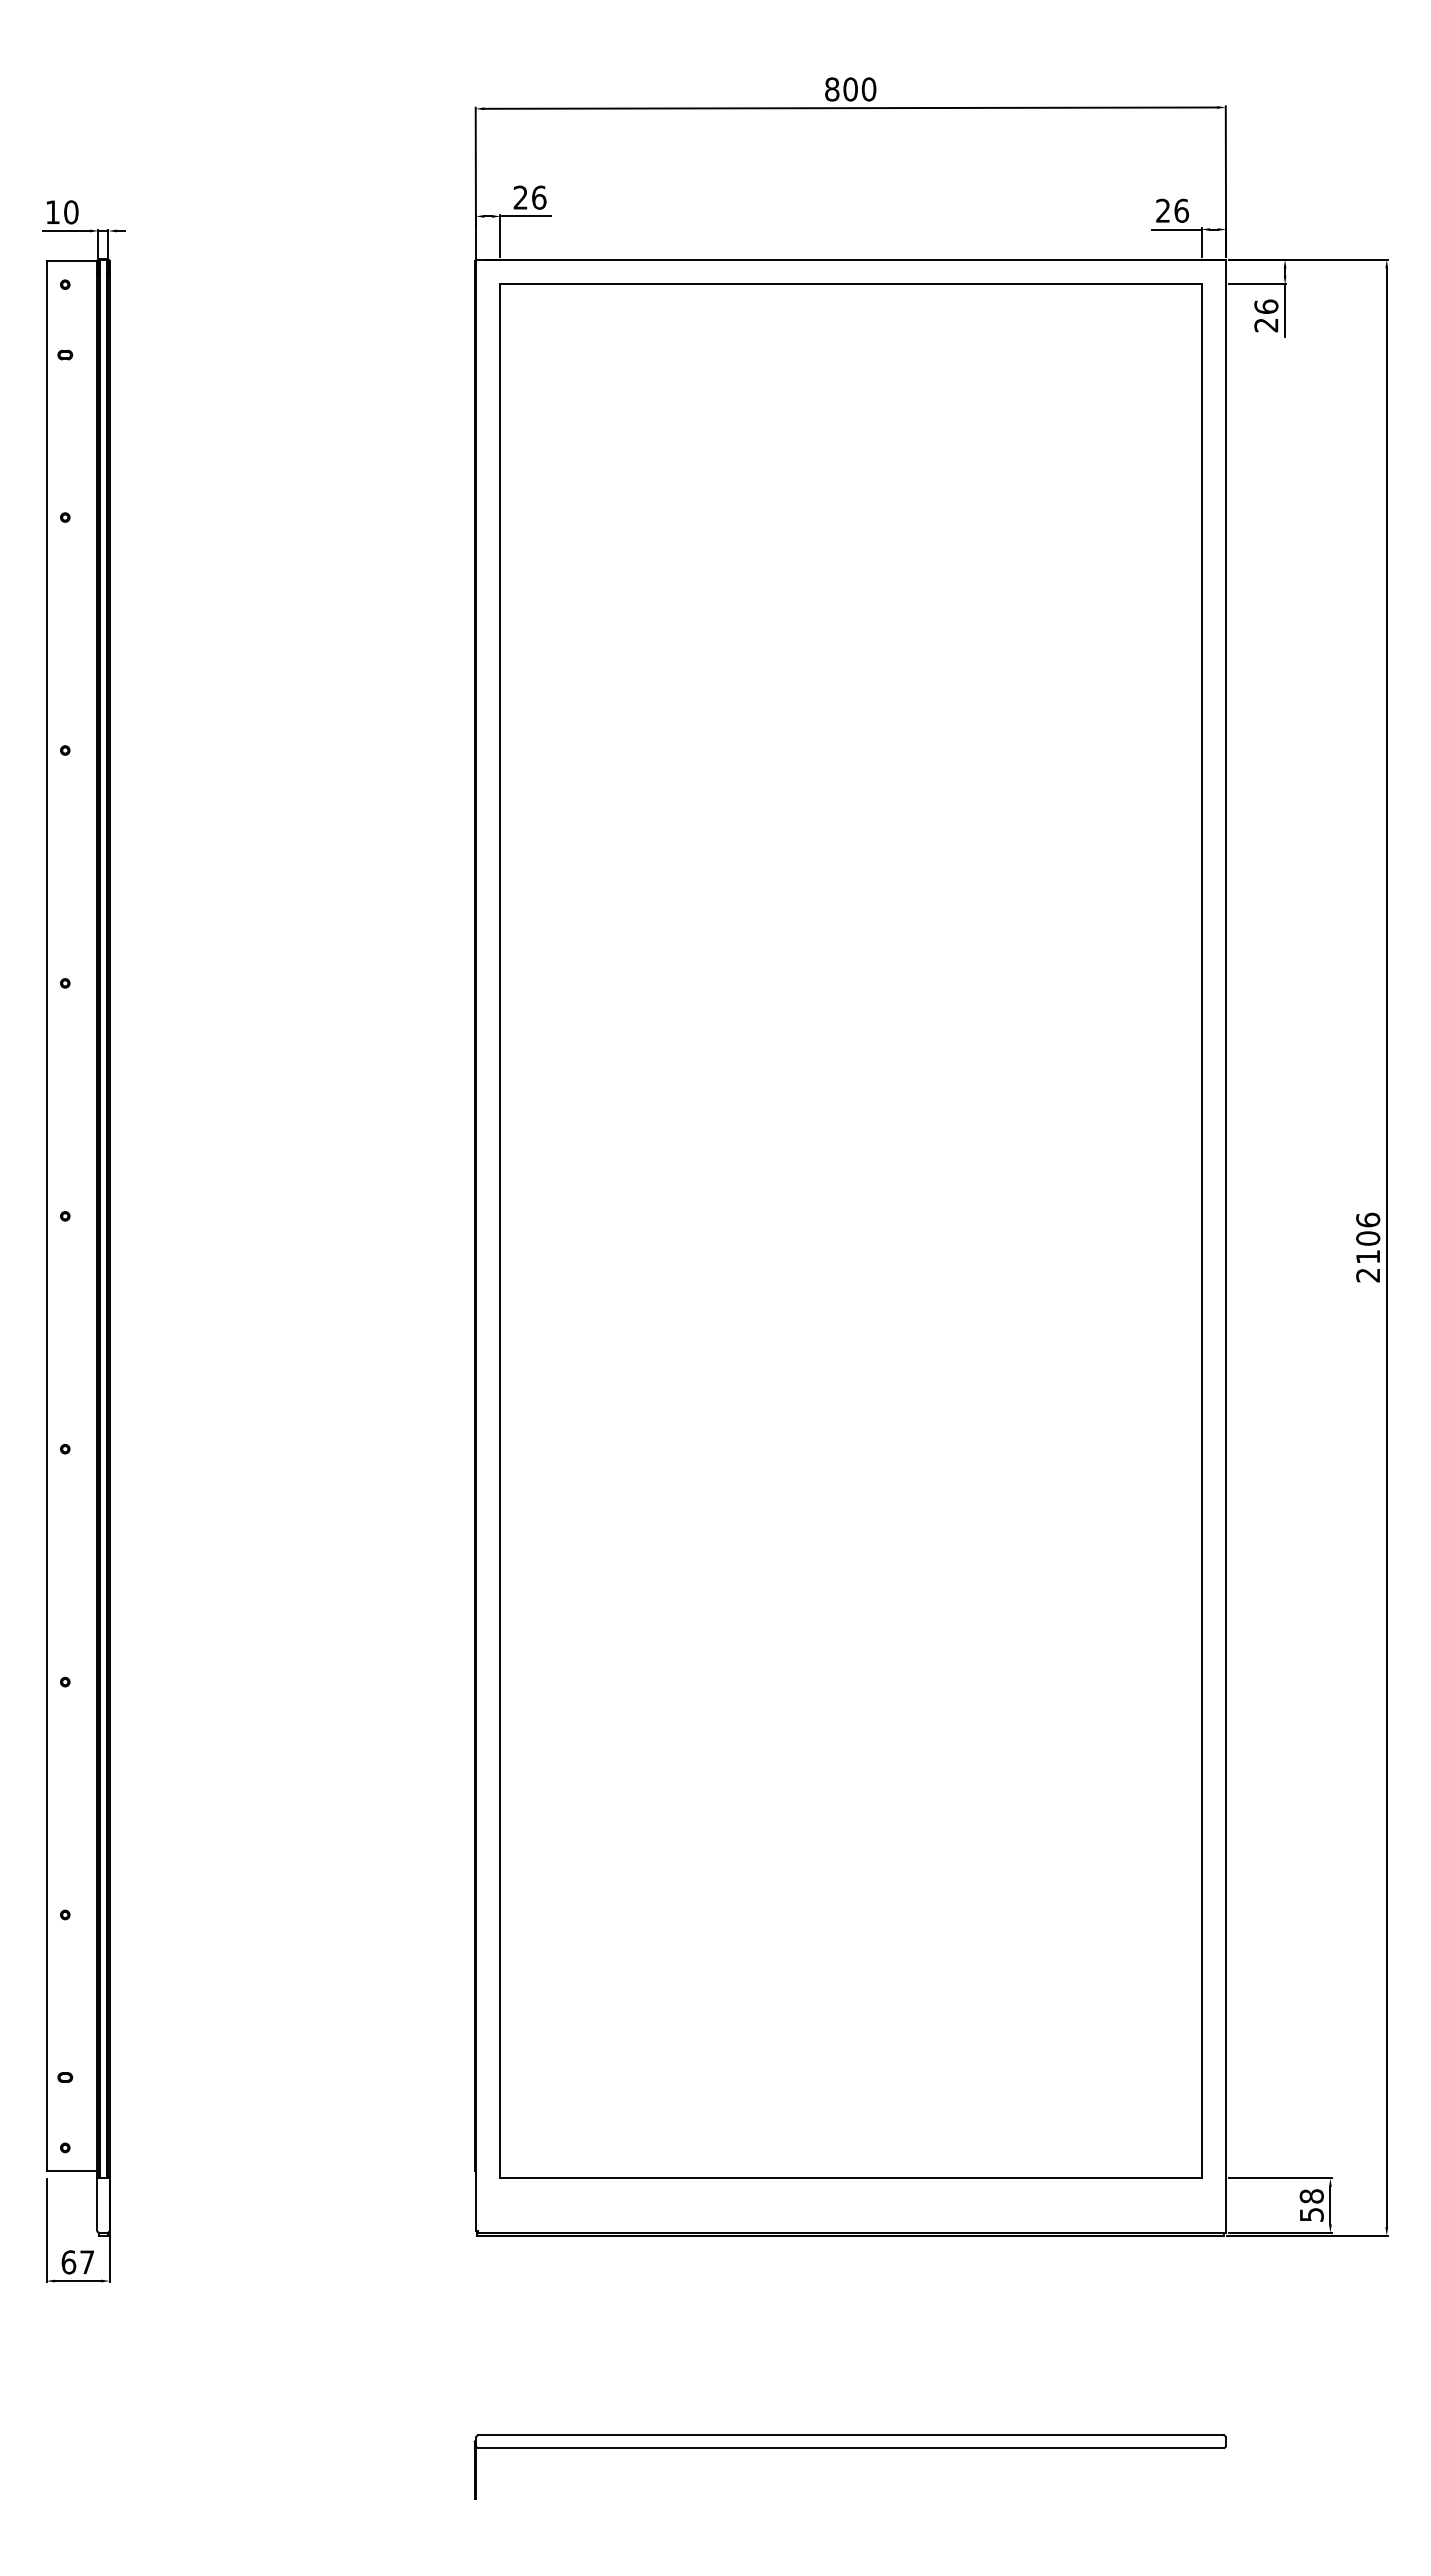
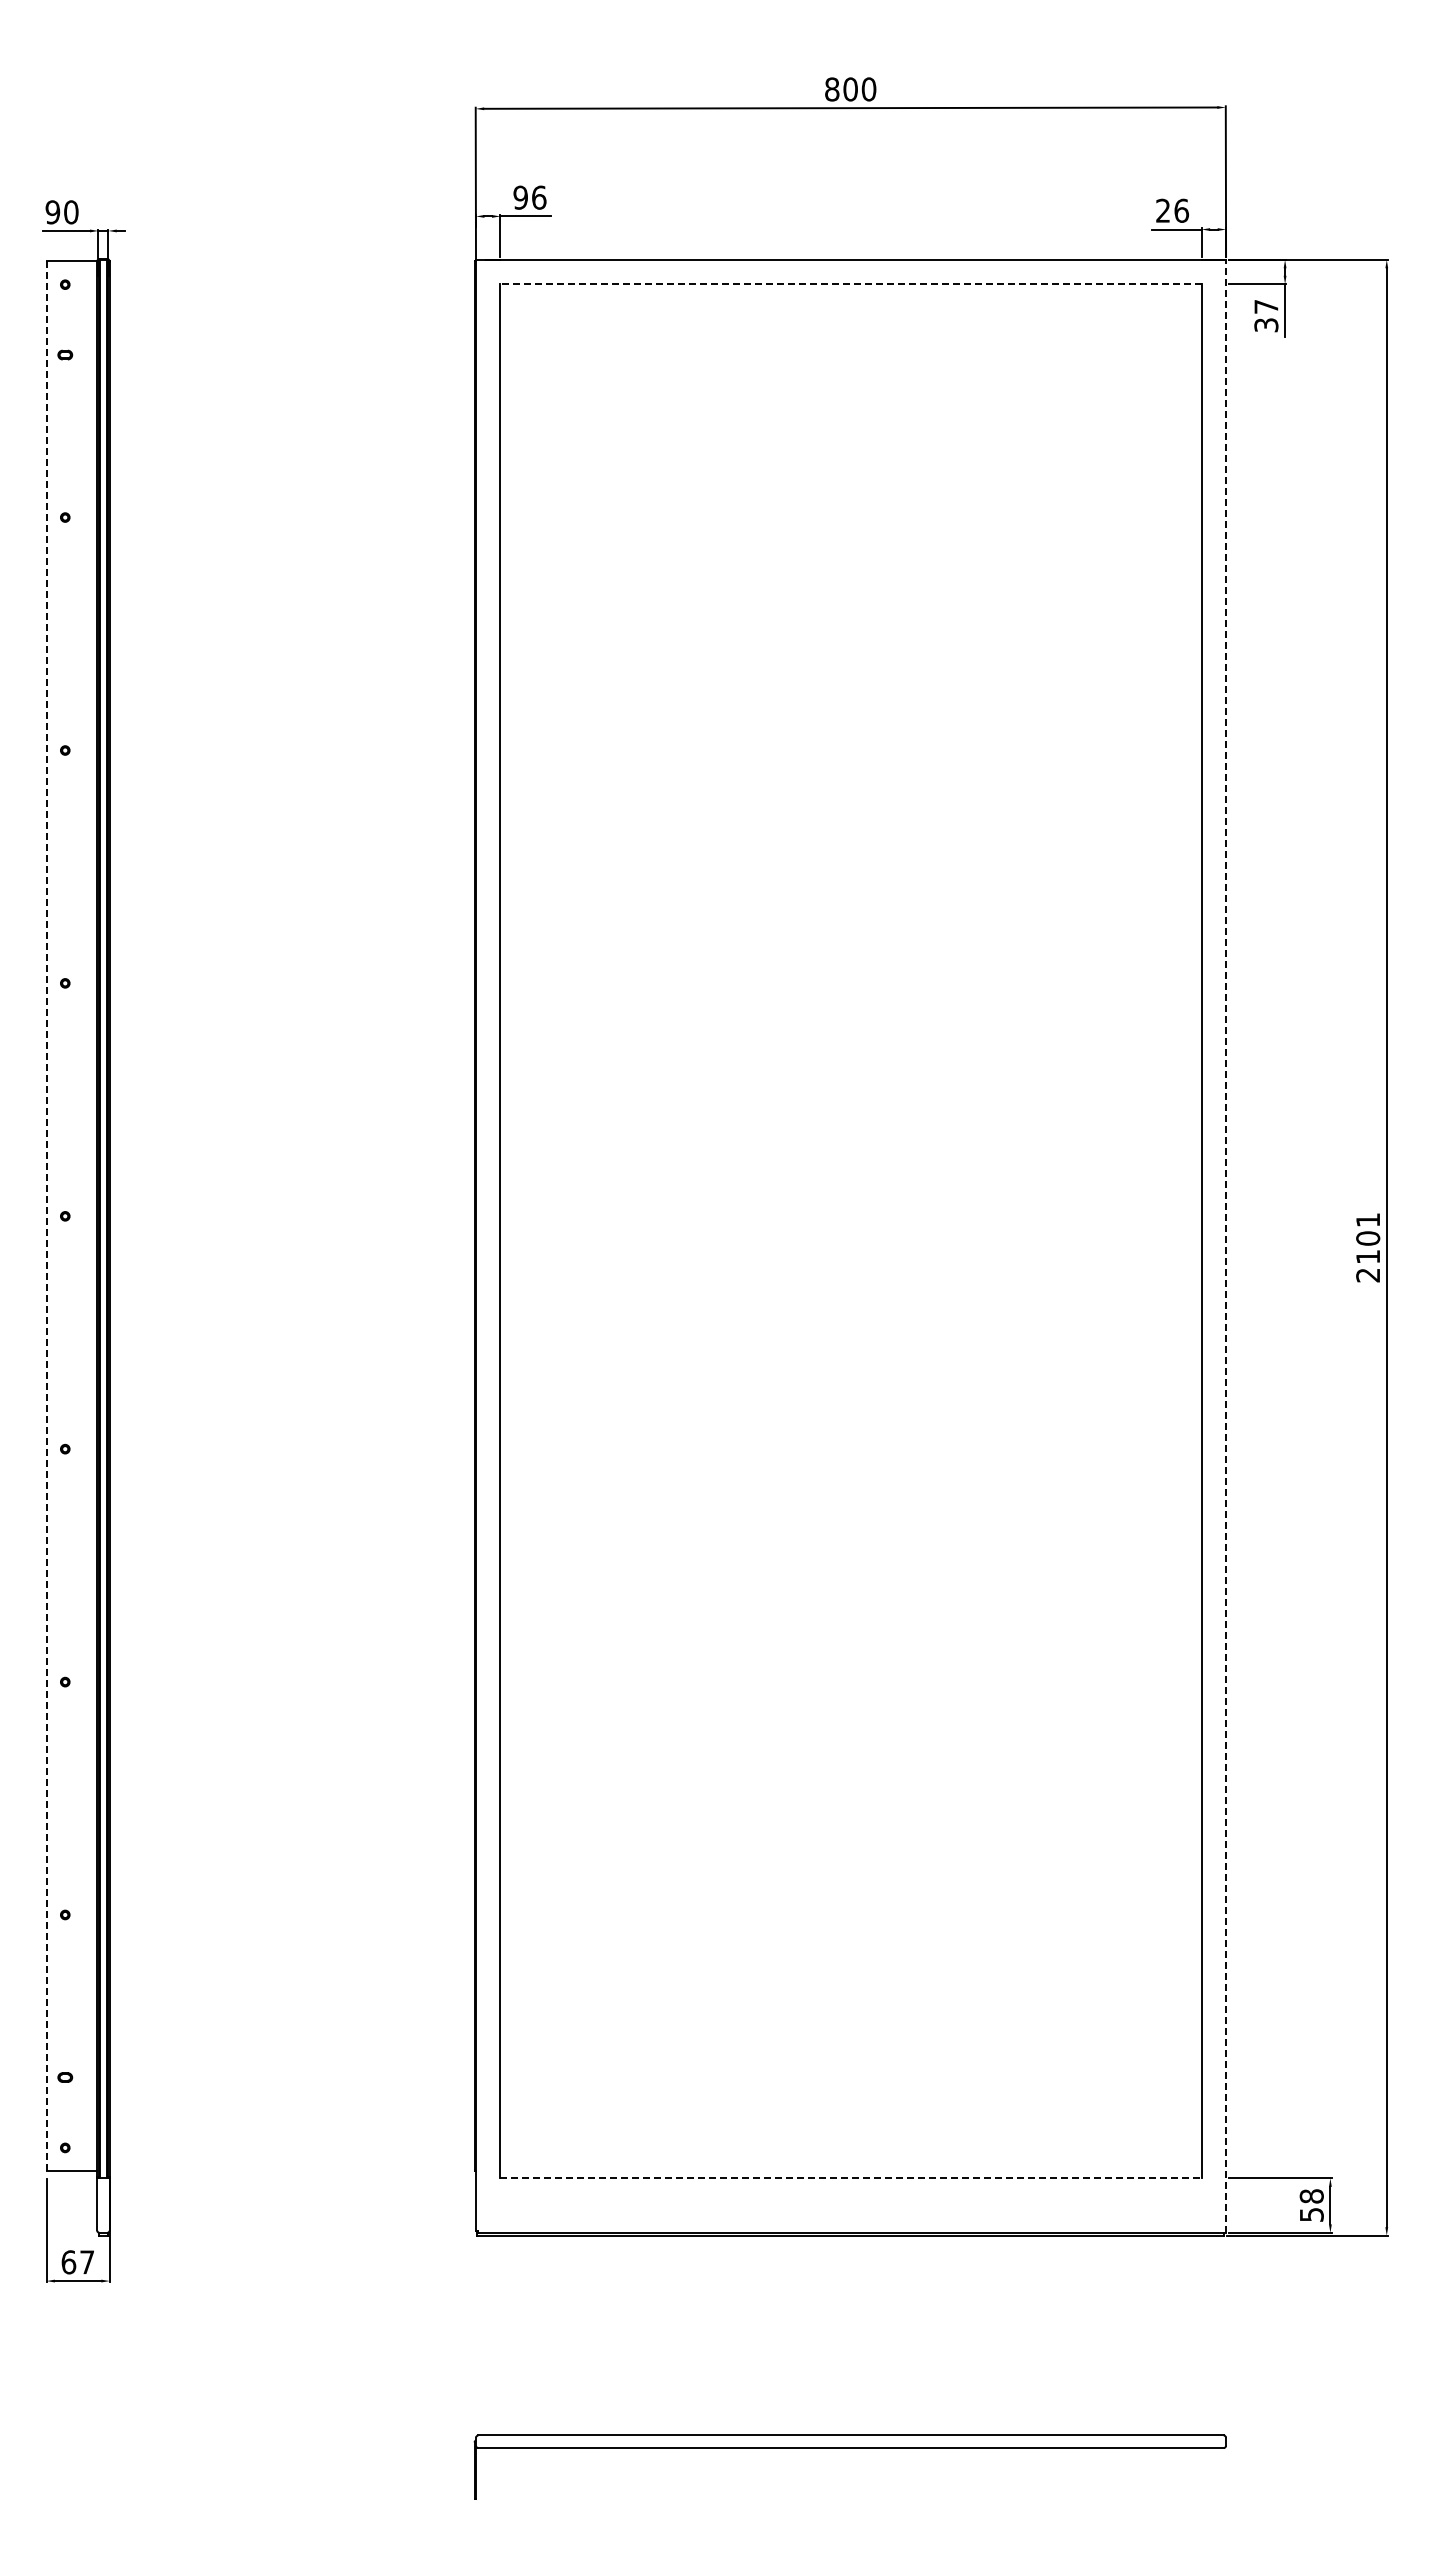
text: 26 -> 96 (520, 197)
text: 10 -> 90 (52, 212)
line: solid -> dashed (851, 284)
text: 26 -> 37 (1266, 315)
line: solid -> dashed (46, 1216)
text: 2106 -> 2101 (1368, 1219)
line: solid -> dashed (1226, 1245)
line: solid -> dashed (851, 2178)
